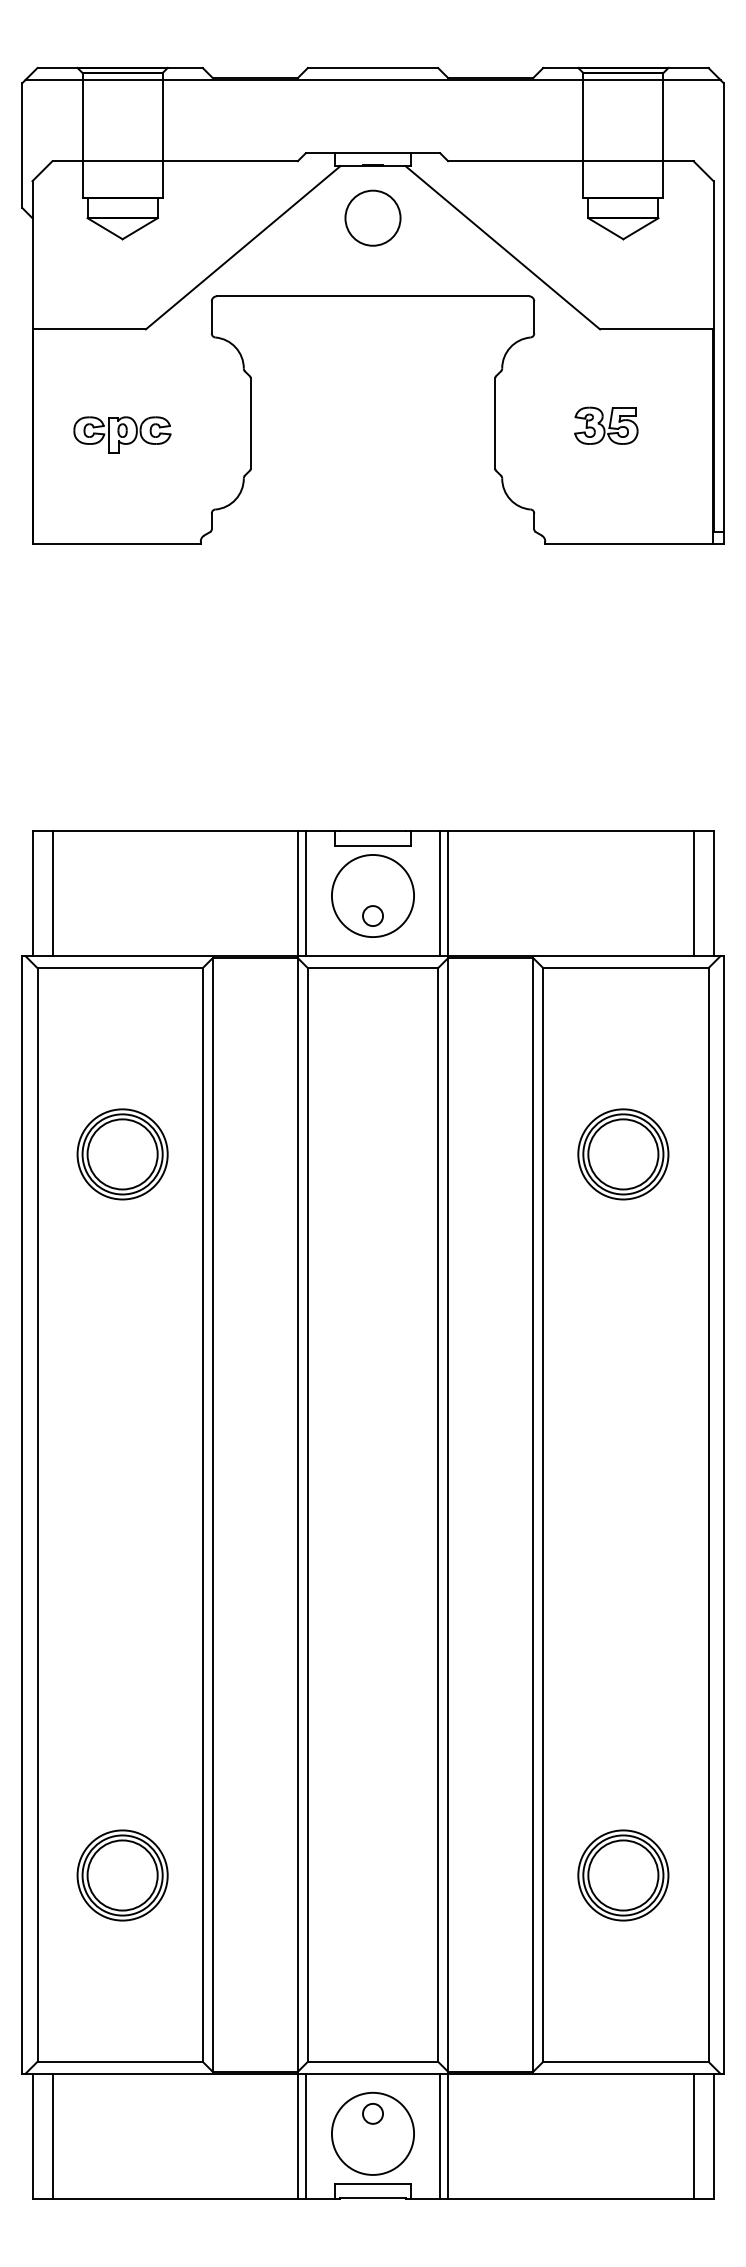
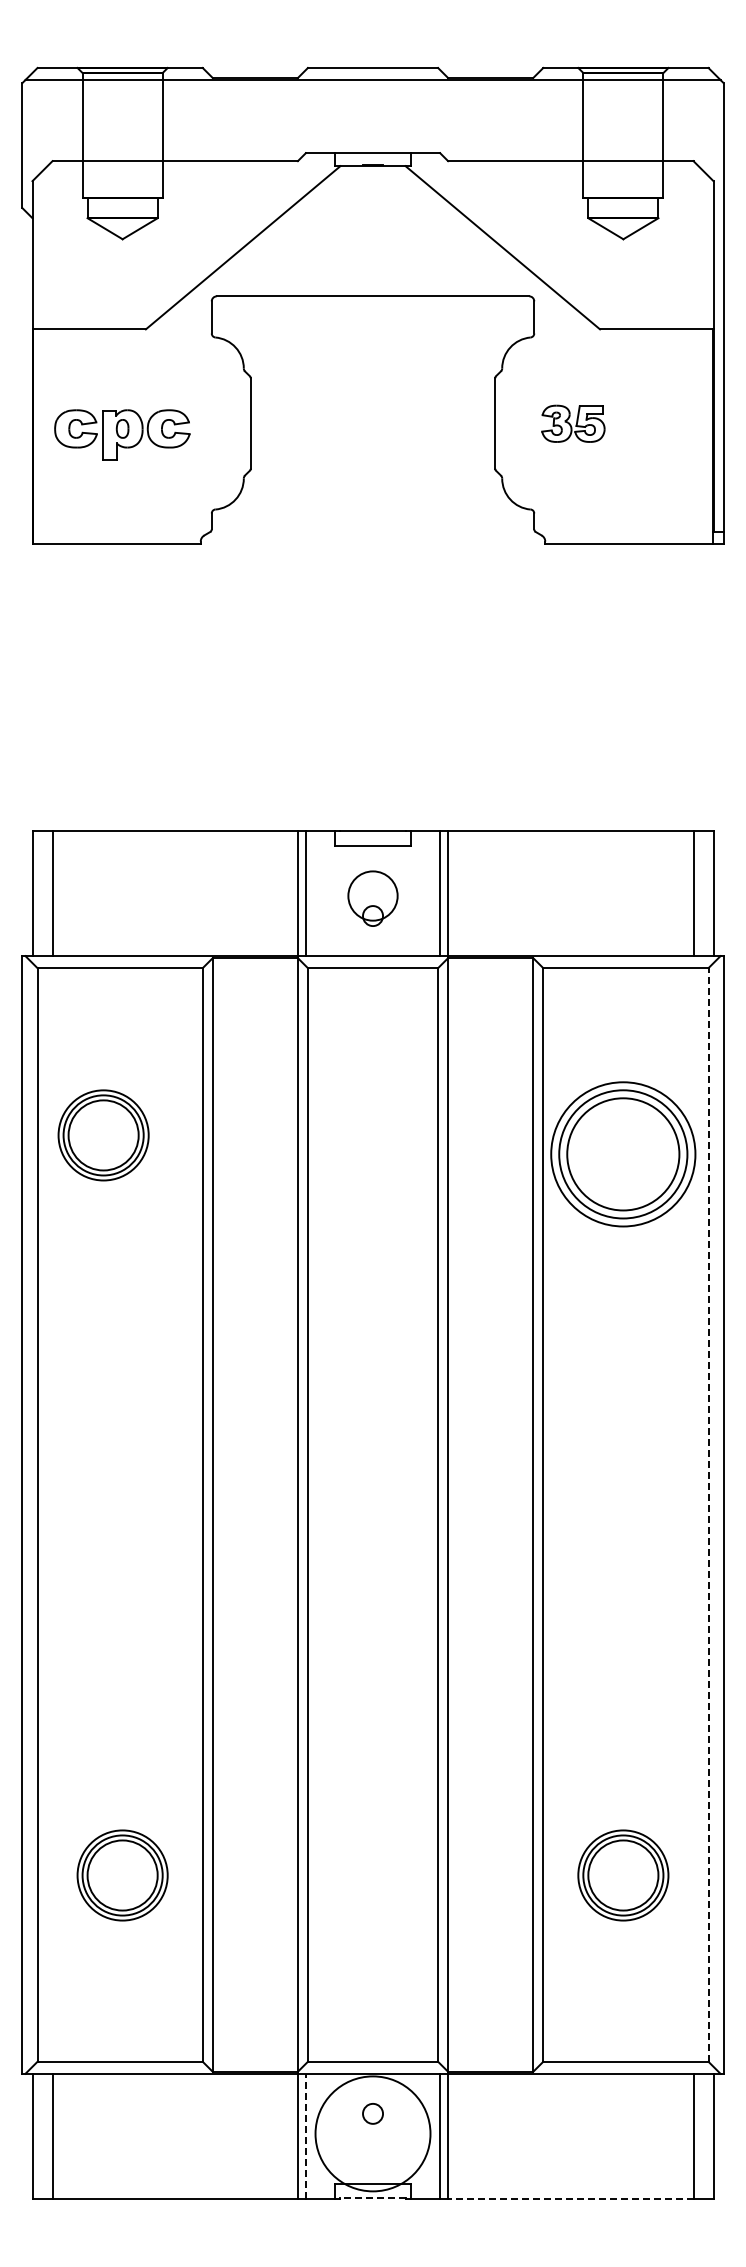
circle: present -> none (372, 217)
part position: (606, 425) -> (573, 423) (573, 423)
part size: 99x38 px -> 137x52 px (122, 434)
circle diameter: 82 px -> 49 px (372, 895)
part position: (122, 1154) -> (103, 1135) (103, 1135)
part size: 93x93 px -> 147x147 px (623, 1154)
line: solid -> dashed (708, 1514)
circle diameter: 82 px -> 115 px (372, 2133)
line: solid -> dashed (305, 2136)
line: solid -> dashed (373, 2198)
line: solid -> dashed (570, 2198)
